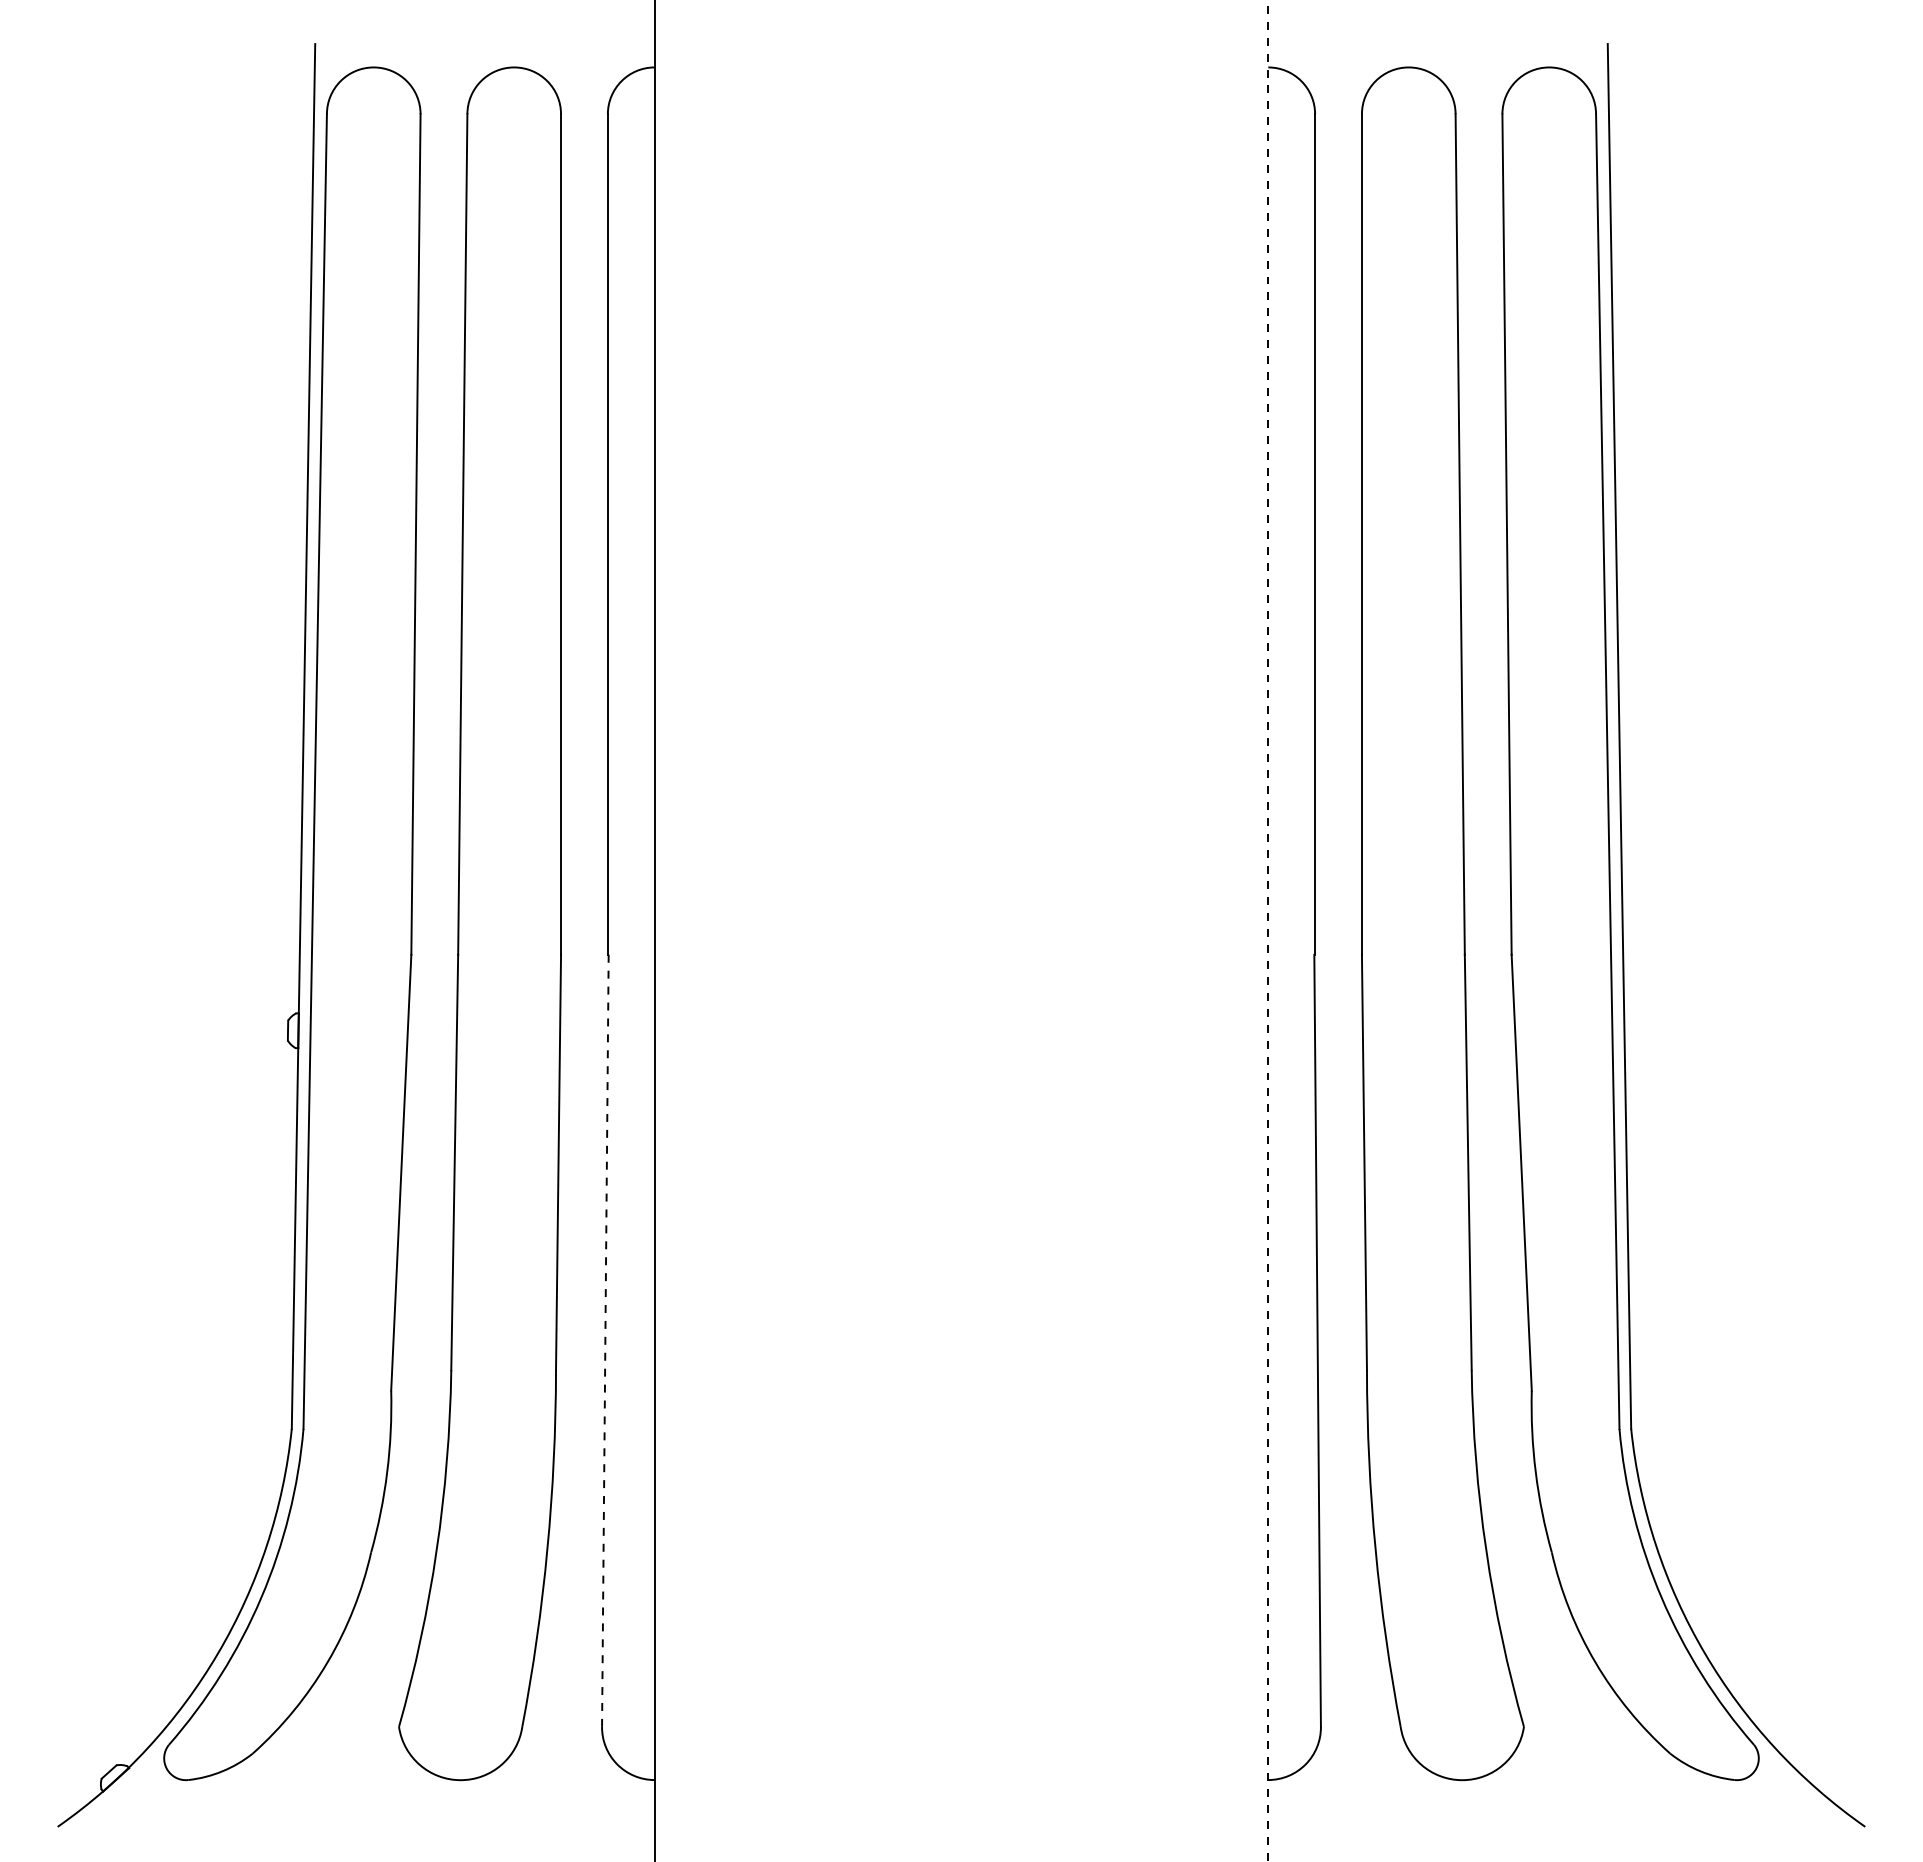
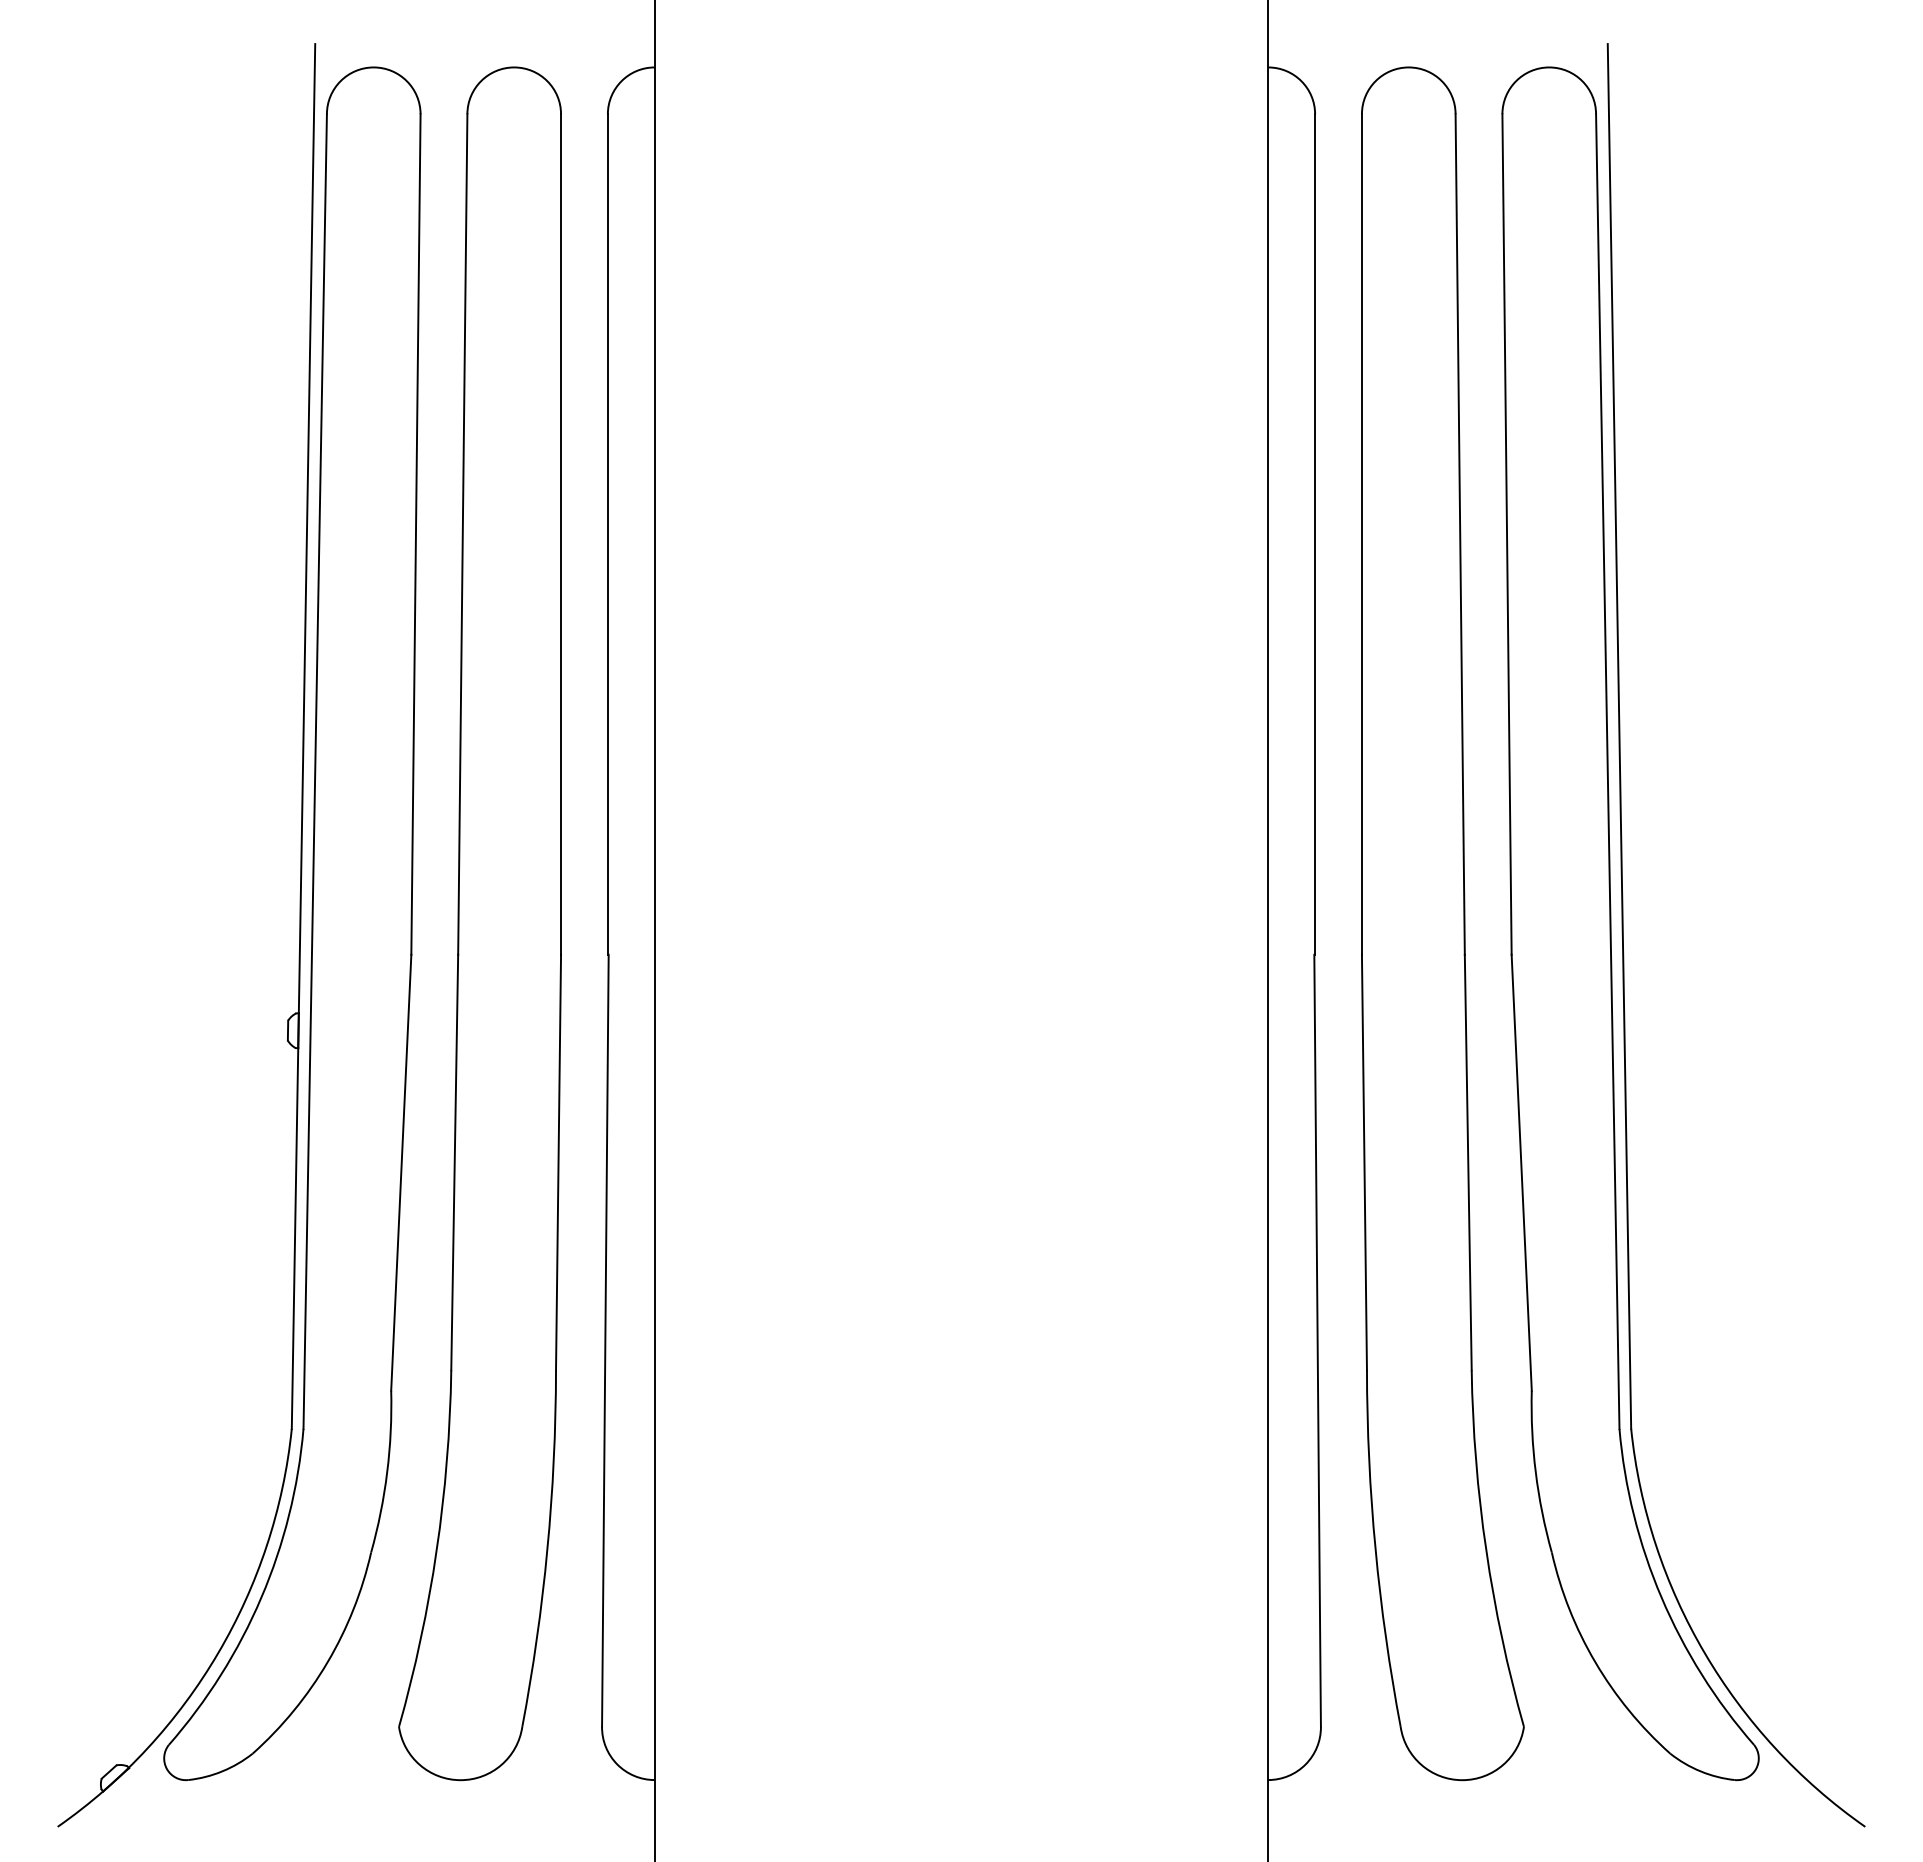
line: dashed -> solid (1268, 930)
line: dashed -> solid (605, 1341)
